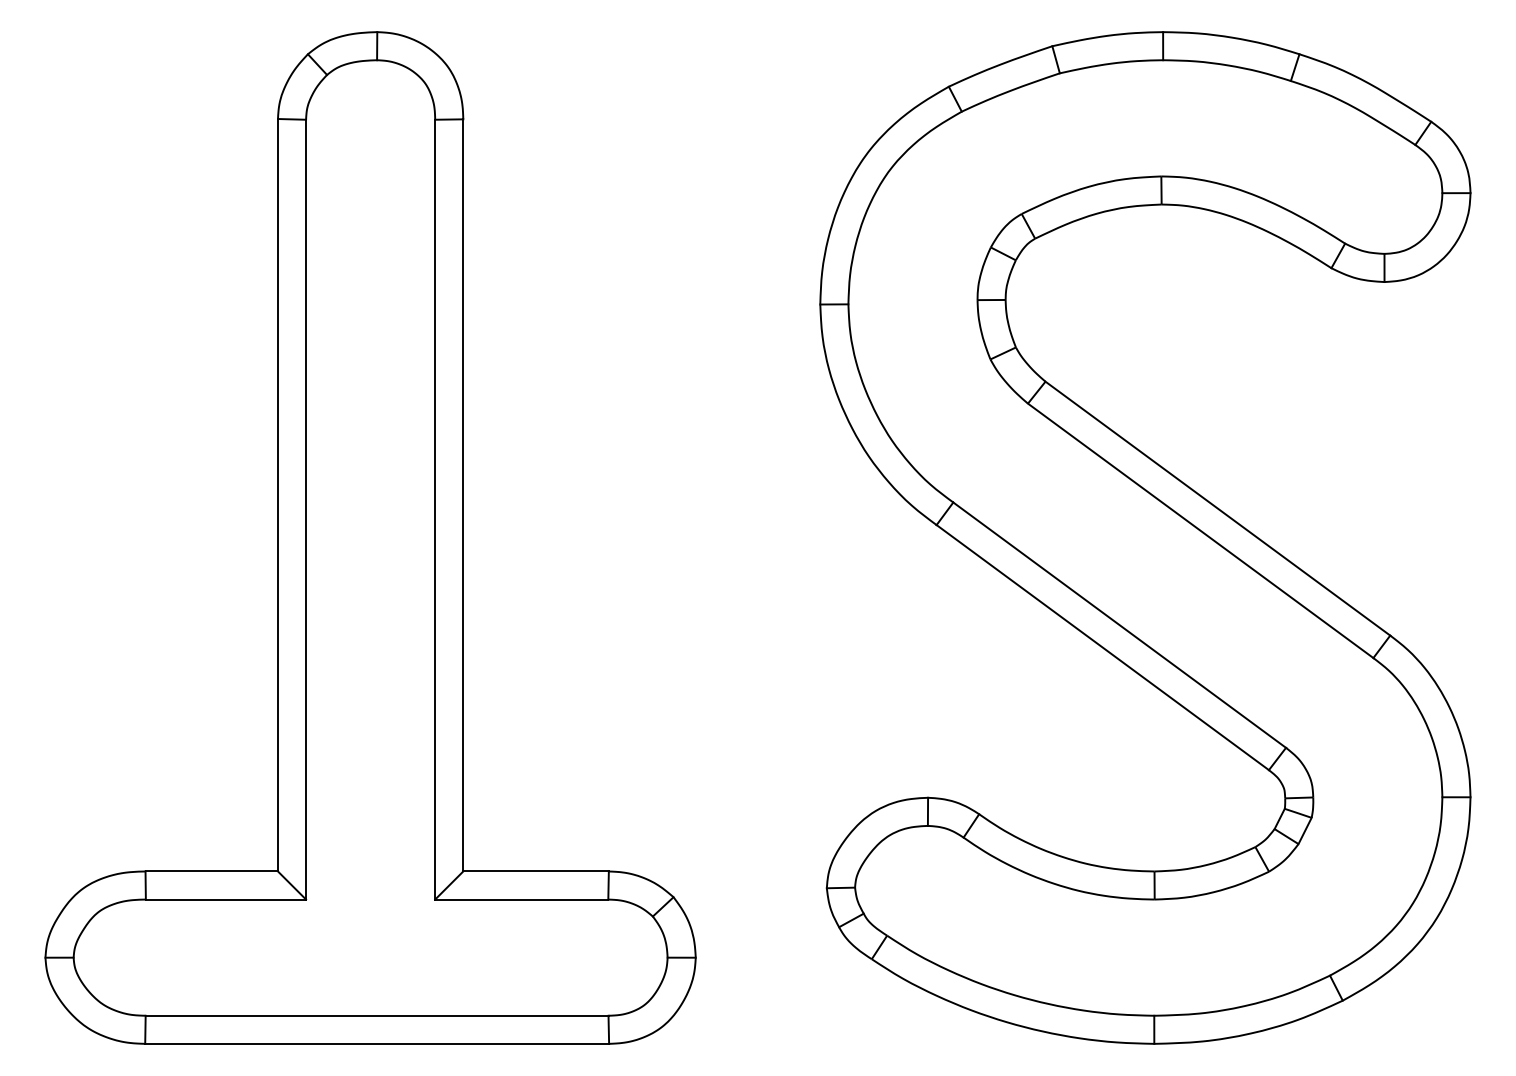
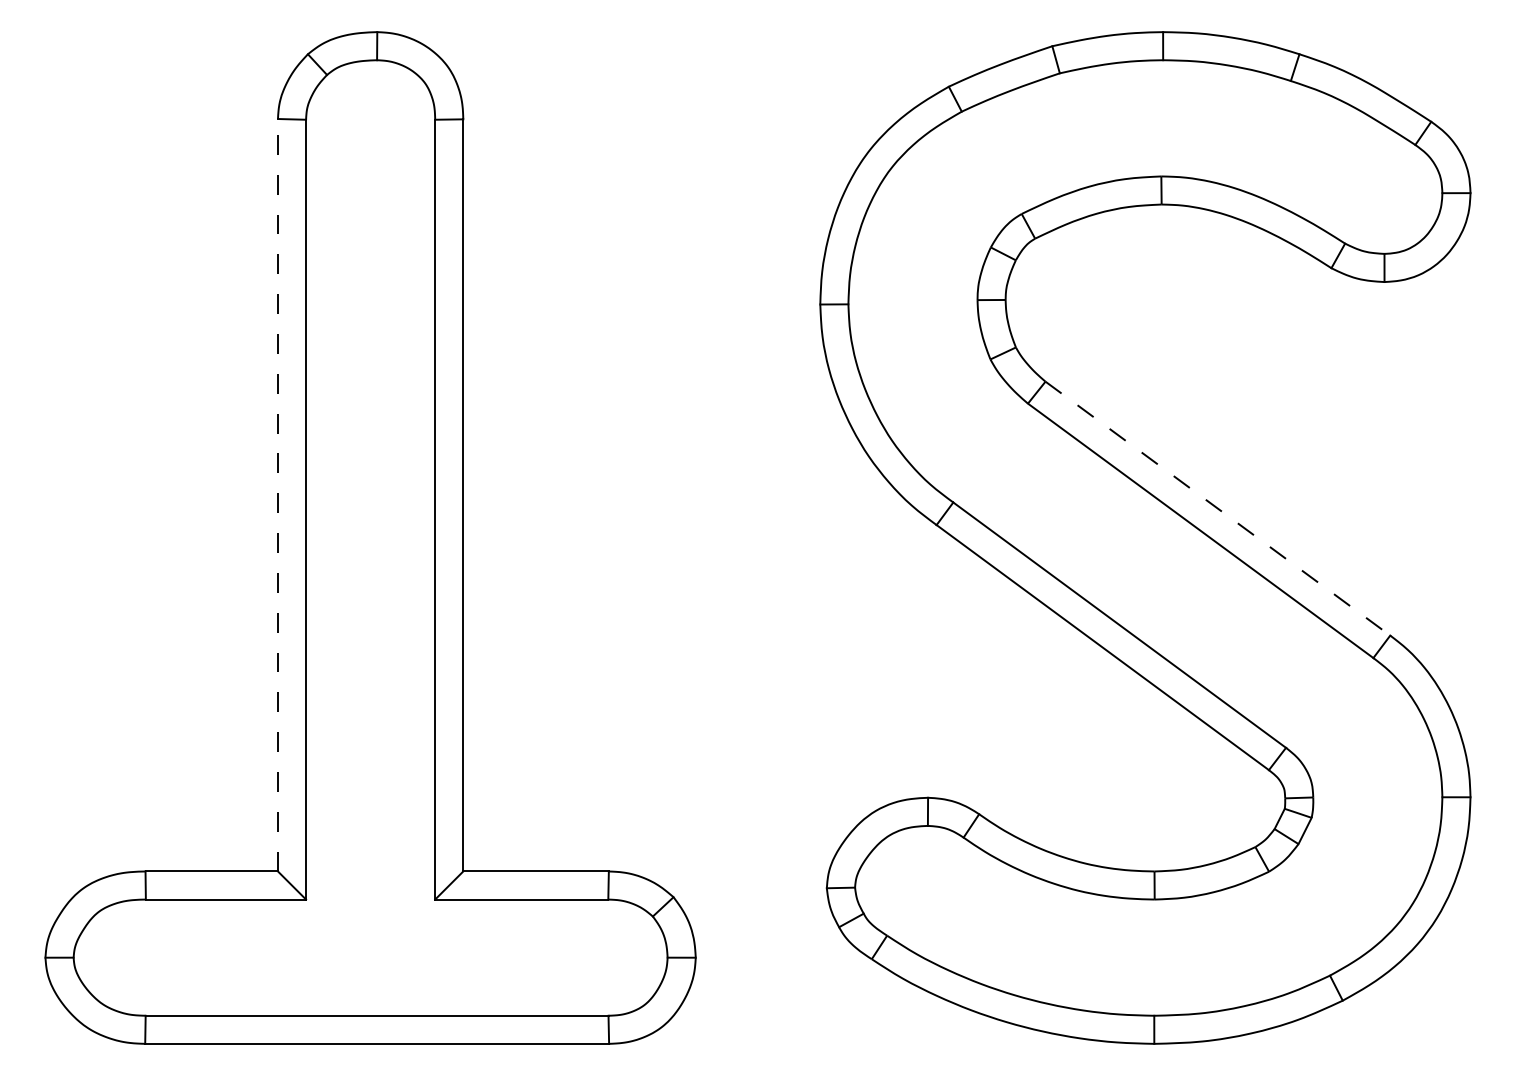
line: solid -> dashed (277, 494)
line: solid -> dashed (1218, 508)
